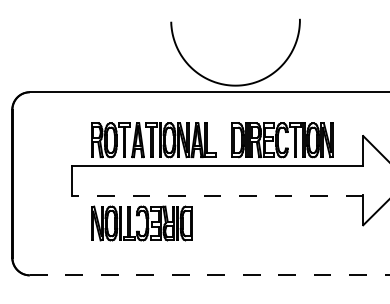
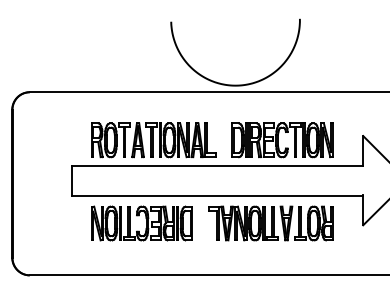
line: dashed -> solid (217, 195)
part: none -> present (270, 223)
line: dashed -> solid (209, 275)
